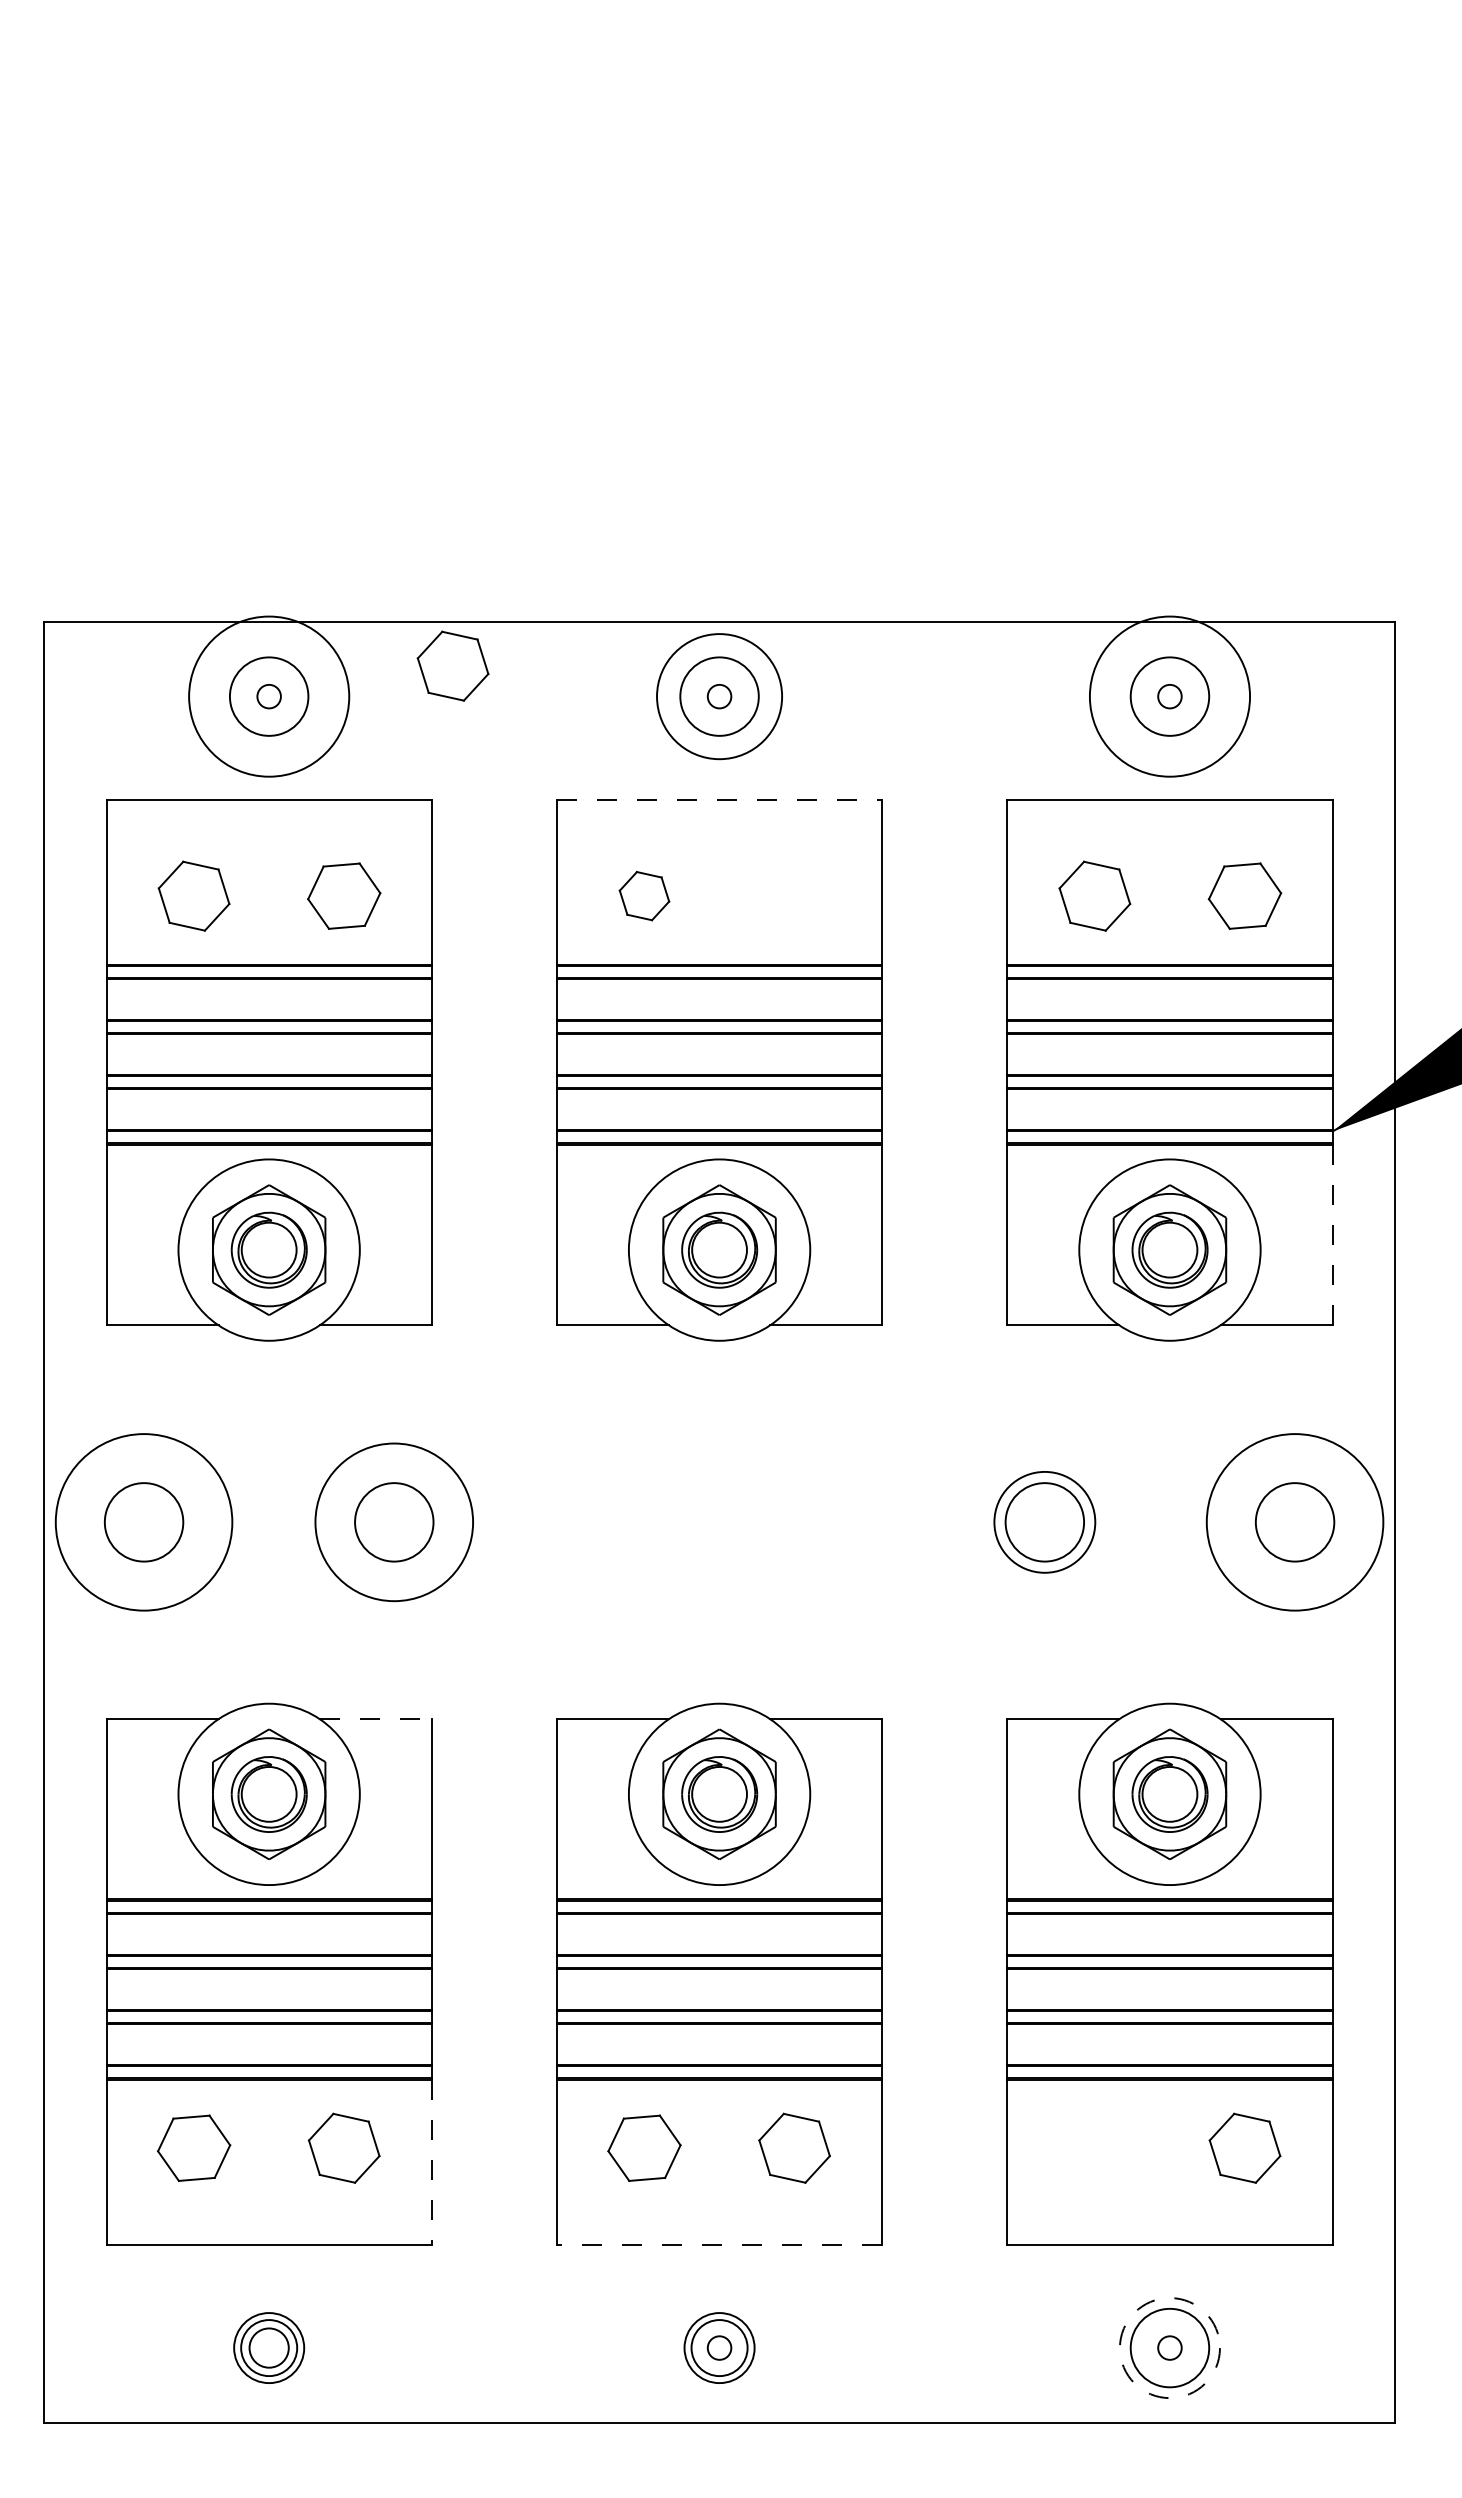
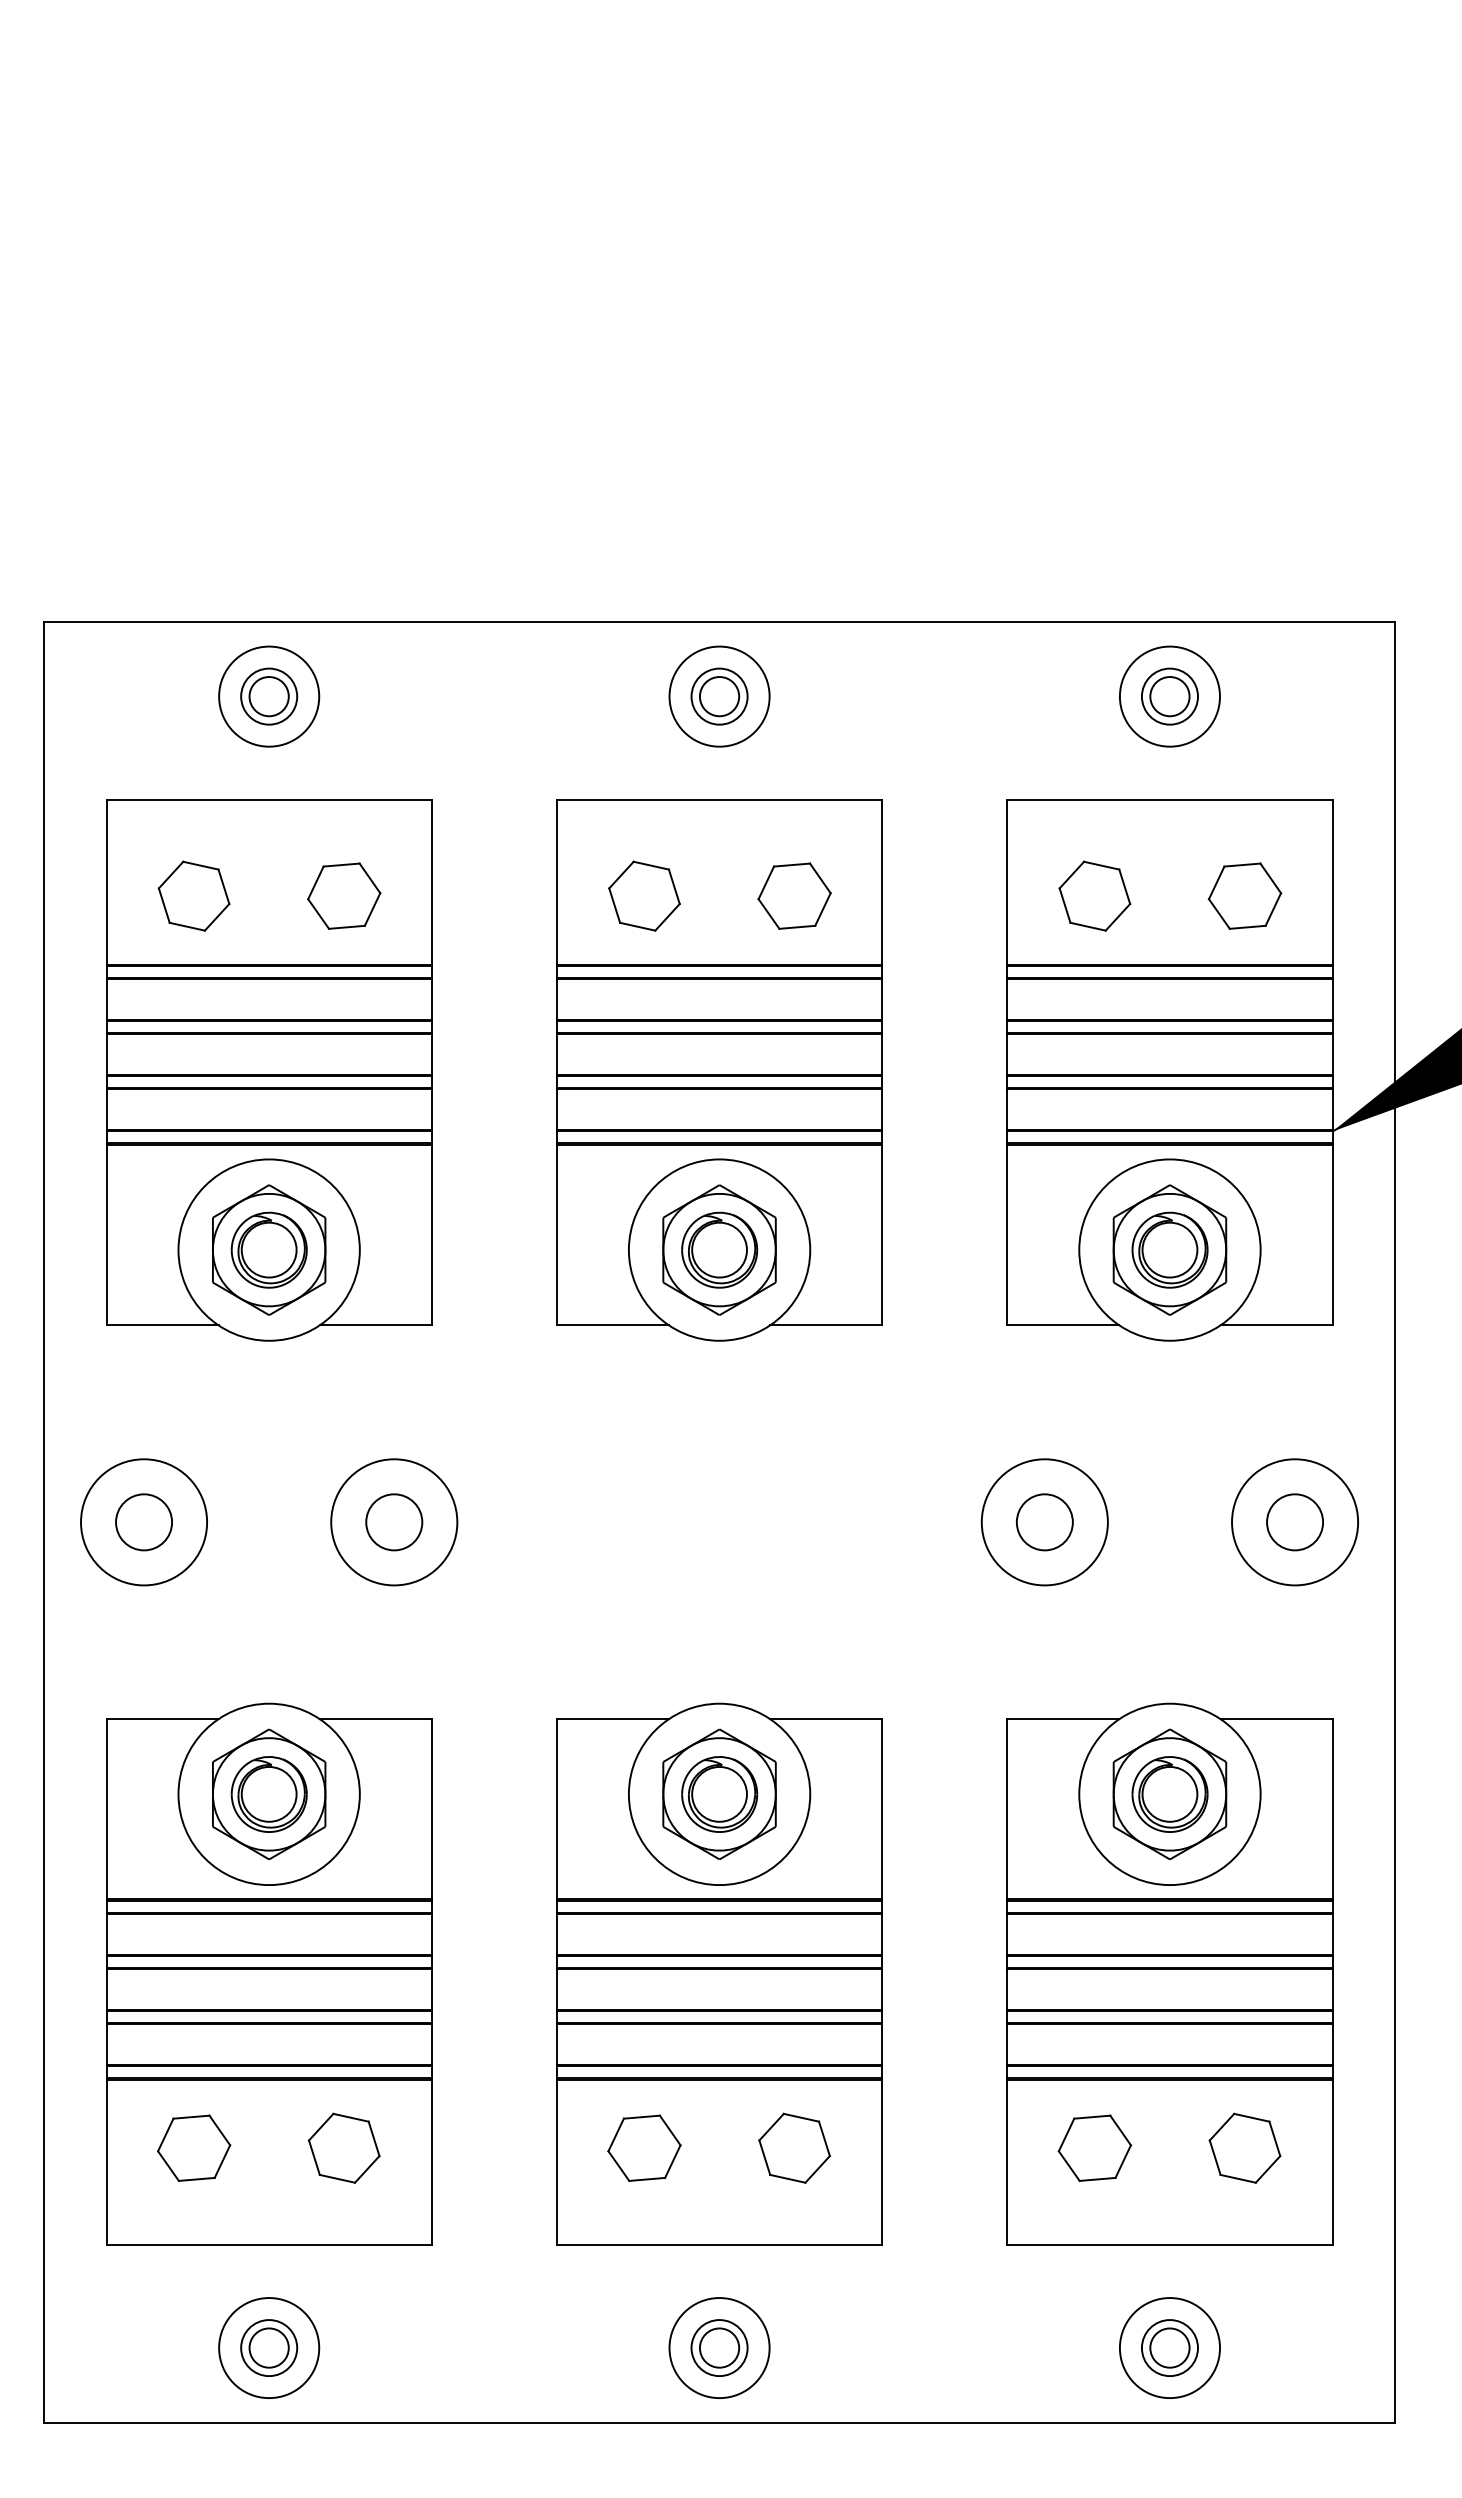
part: present -> none (452, 665)
circle diameter: 24 px -> 39 px (268, 696)
circle diameter: 78 px -> 56 px (269, 696)
circle diameter: 160 px -> 100 px (269, 696)
circle diameter: 125 px -> 100 px (719, 696)
circle diameter: 24 px -> 39 px (719, 696)
circle diameter: 78 px -> 56 px (719, 696)
circle diameter: 160 px -> 100 px (1169, 696)
circle diameter: 24 px -> 39 px (1169, 696)
circle diameter: 78 px -> 56 px (1169, 696)
line: dashed -> solid (719, 799)
part: none -> present (794, 895)
part size: 53x51 px -> 73x72 px (644, 895)
line: dashed -> solid (1332, 1235)
circle diameter: 101 px -> 126 px (1044, 1522)
circle diameter: 177 px -> 126 px (144, 1522)
circle diameter: 78 px -> 56 px (144, 1522)
circle diameter: 158 px -> 126 px (394, 1522)
circle diameter: 78 px -> 56 px (394, 1522)
circle diameter: 78 px -> 56 px (1044, 1522)
circle diameter: 177 px -> 126 px (1295, 1522)
circle diameter: 78 px -> 56 px (1295, 1522)
line: dashed -> solid (375, 1719)
part: none -> present (1094, 2147)
line: dashed -> solid (431, 2162)
line: dashed -> solid (719, 2244)
circle diameter: 24 px -> 39 px (719, 2347)
circle diameter: 24 px -> 39 px (1169, 2347)
circle diameter: 78 px -> 56 px (1169, 2348)
circle diameter: 70 px -> 100 px (269, 2348)
circle diameter: 70 px -> 100 px (719, 2348)
circle: dashed -> solid (1169, 2348)
